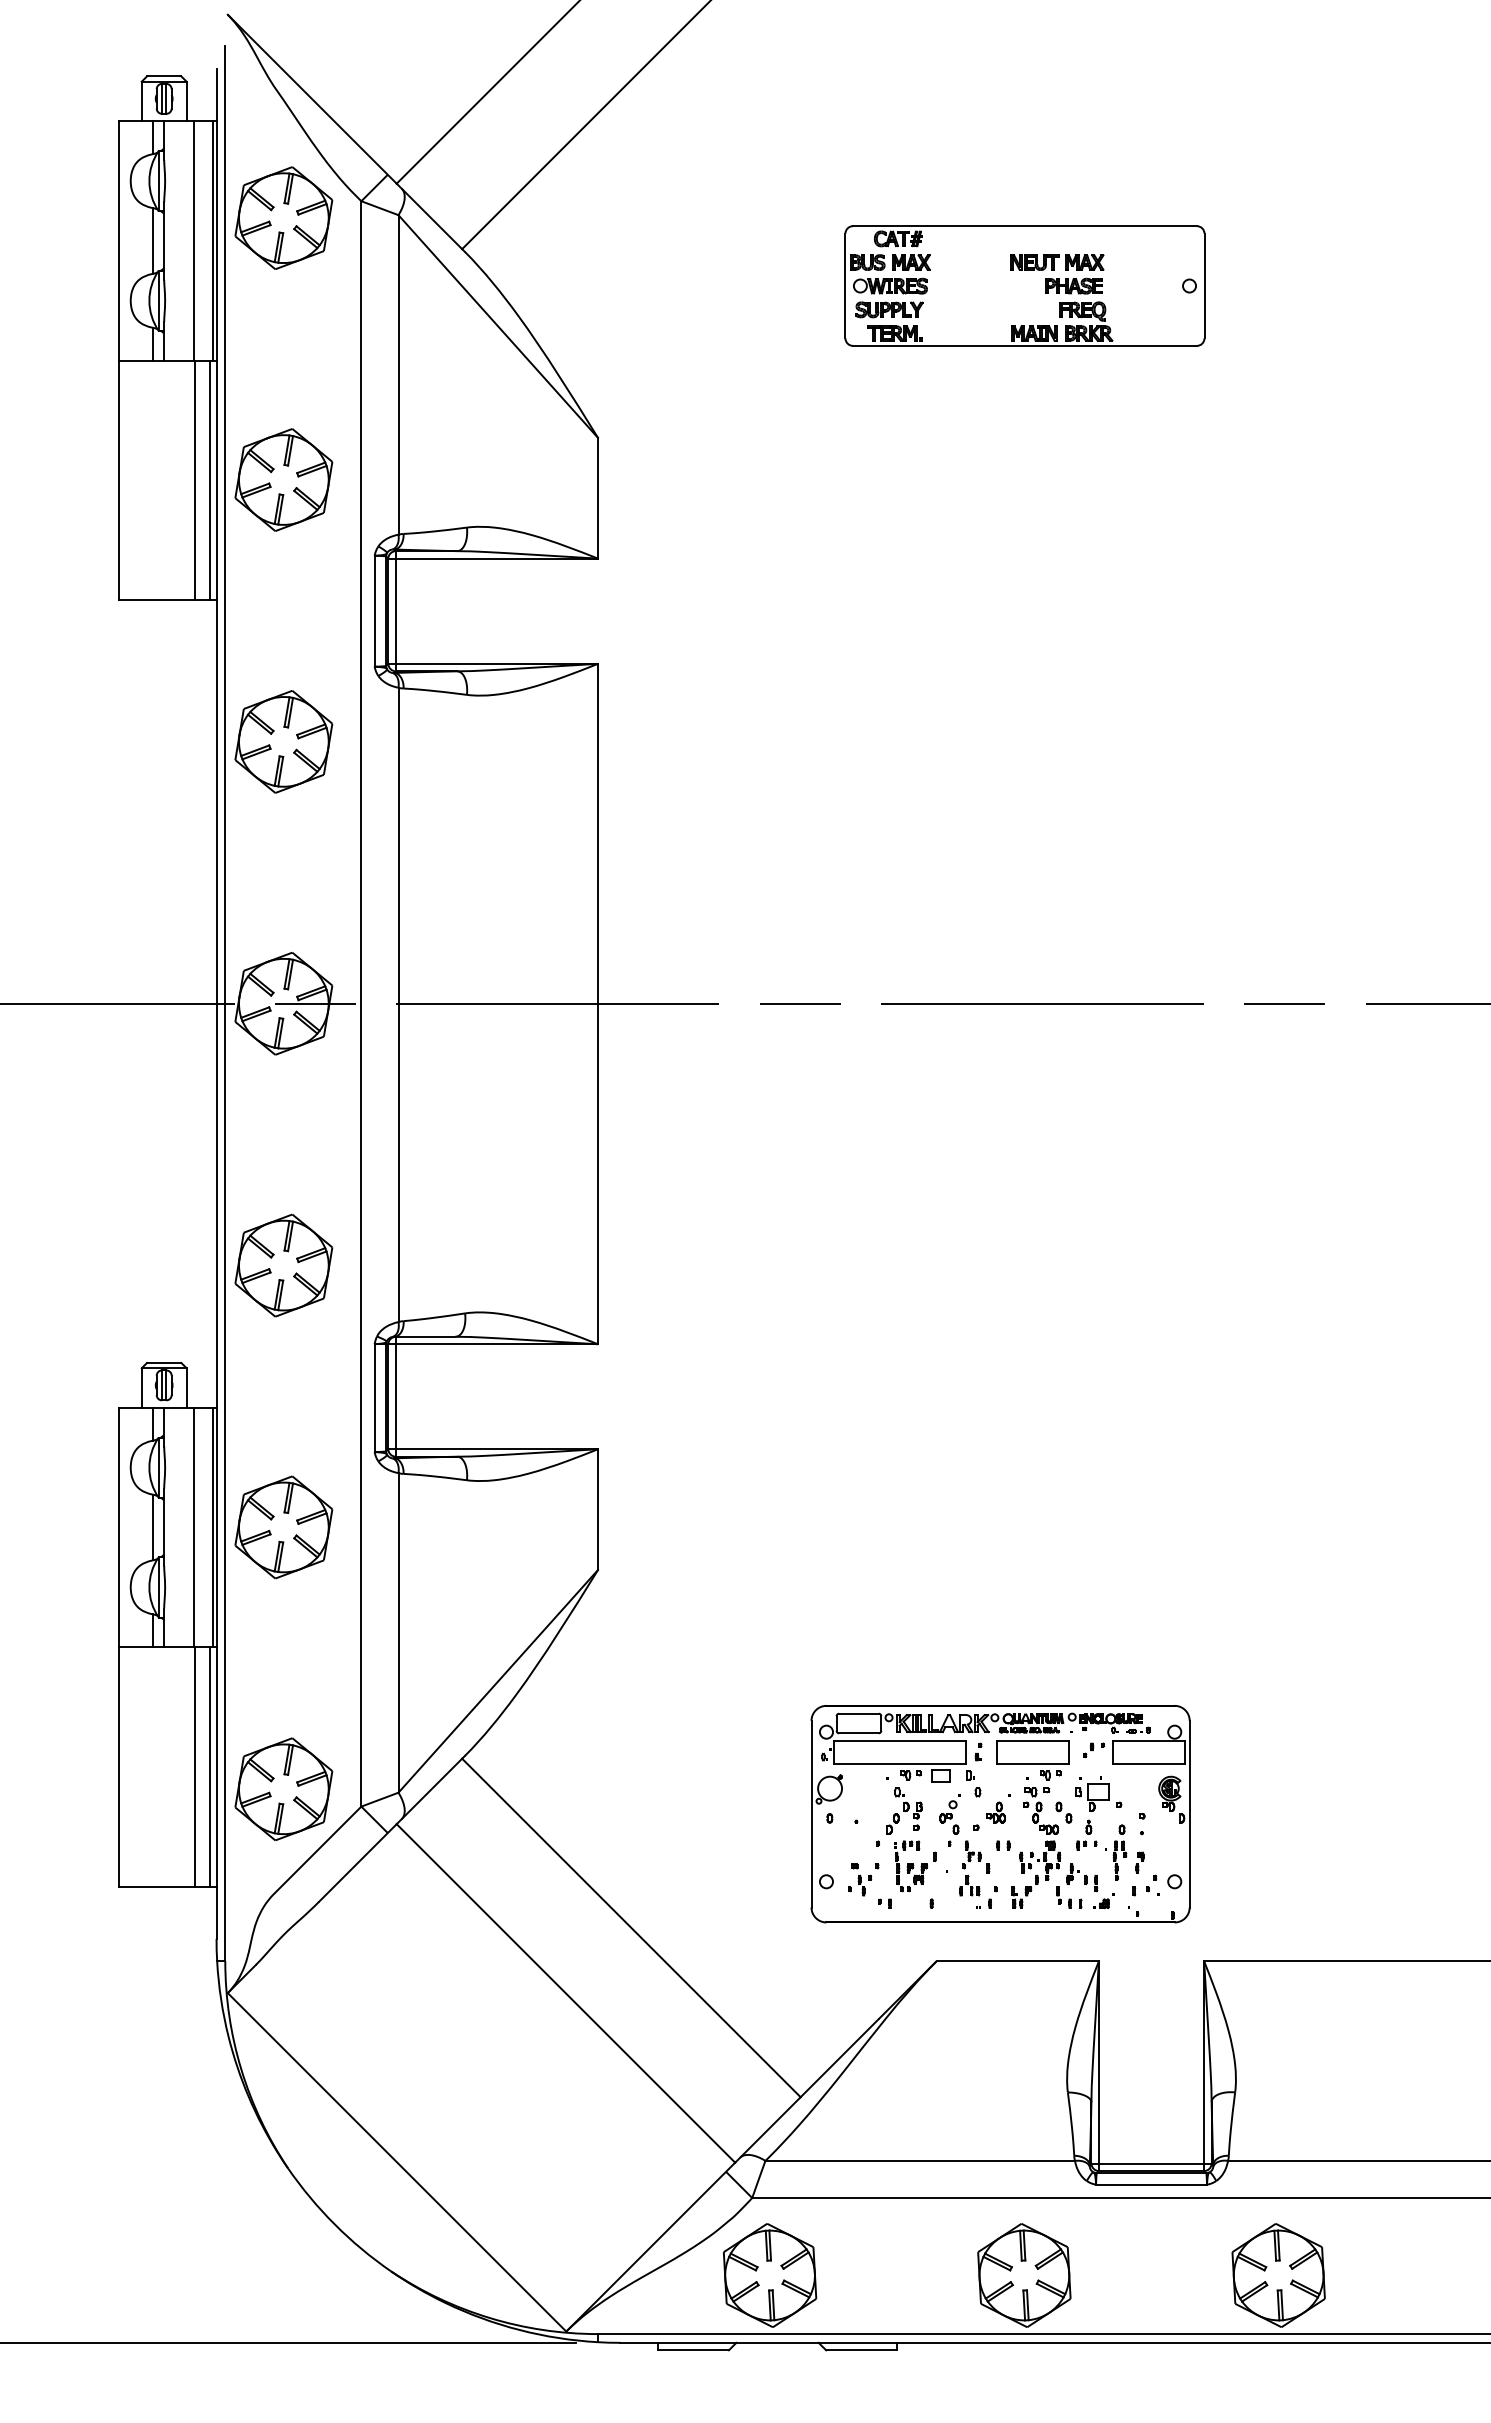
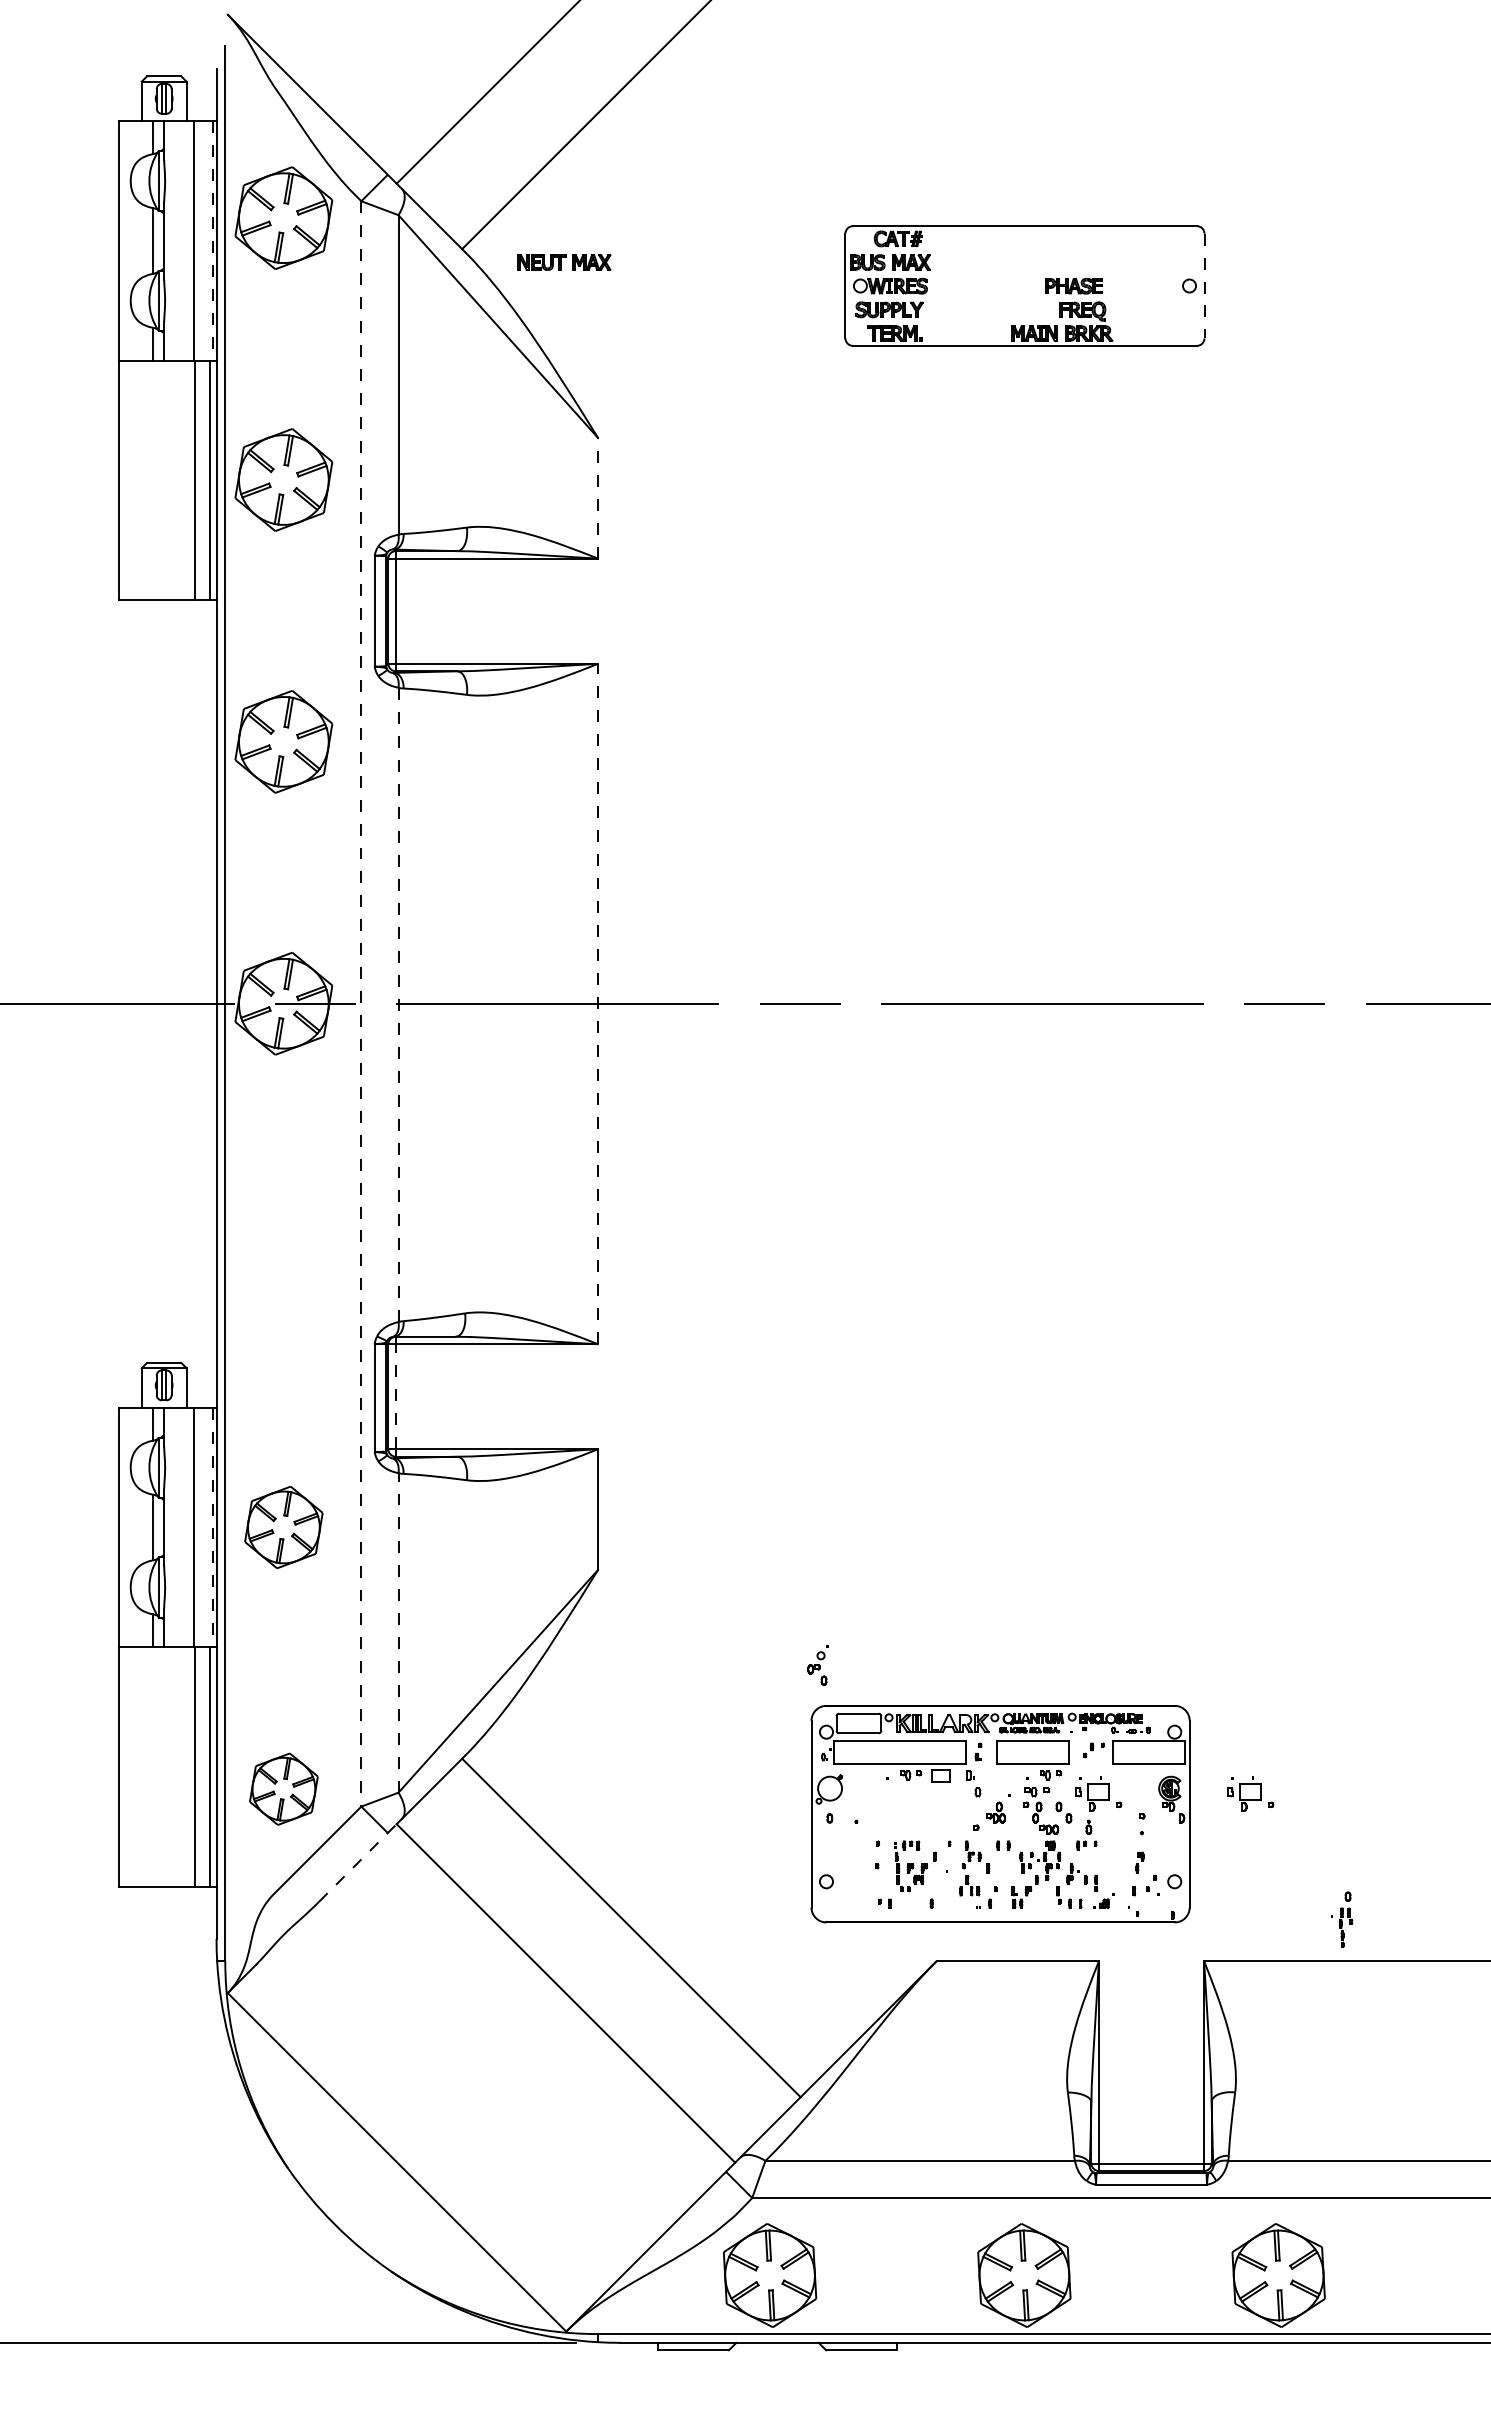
line: solid -> dashed (212, 240)
part position: (1057, 262) -> (564, 262) (564, 262)
line: solid -> dashed (1204, 286)
line: solid -> dashed (598, 497)
line: solid -> dashed (361, 1003)
line: solid -> dashed (598, 1003)
line: solid -> dashed (398, 1004)
part: present -> none (283, 1265)
line: solid -> dashed (395, 1396)
line: solid -> dashed (212, 1527)
part size: 100x105 px -> 80x83 px (283, 1527)
line: solid -> dashed (398, 1632)
part size: 100x104 px -> 70x74 px (283, 1788)
part: none -> present (1250, 1793)
part: present -> none (904, 1810)
part position: (949, 1814) -> (817, 1665) (817, 1665)
part position: (1116, 1852) -> (1342, 1919) (1342, 1919)
line: solid -> dashed (357, 1862)
part: present -> none (860, 1879)
